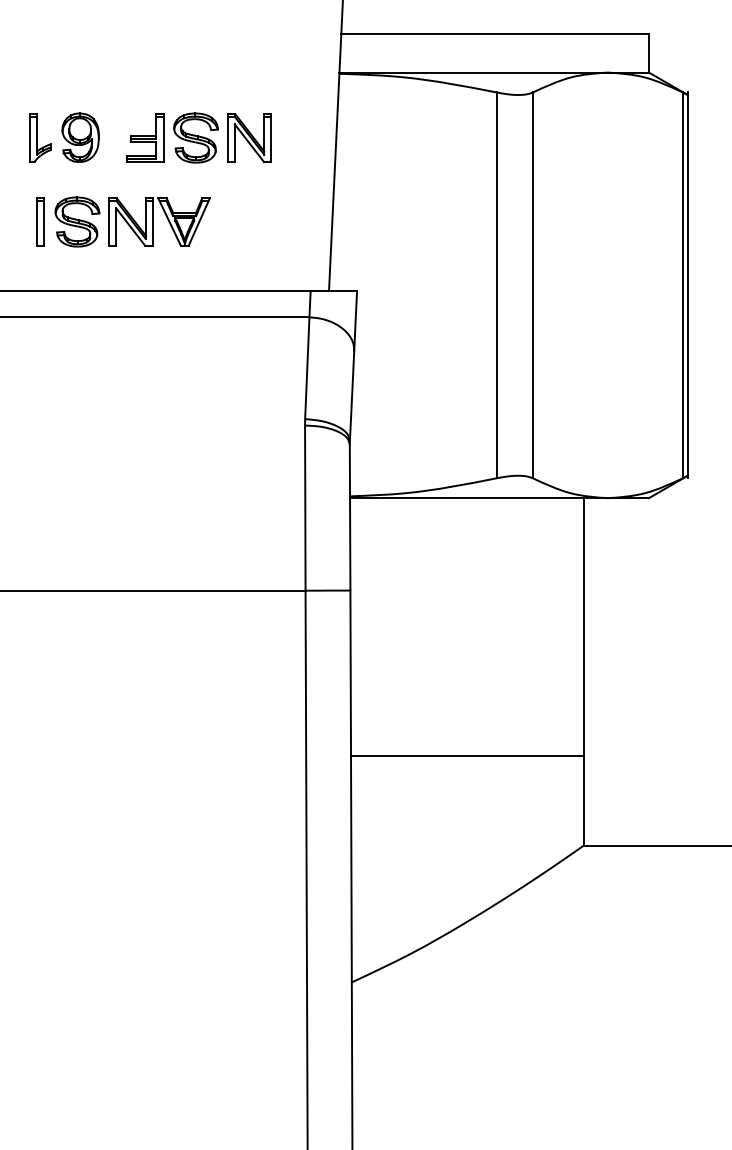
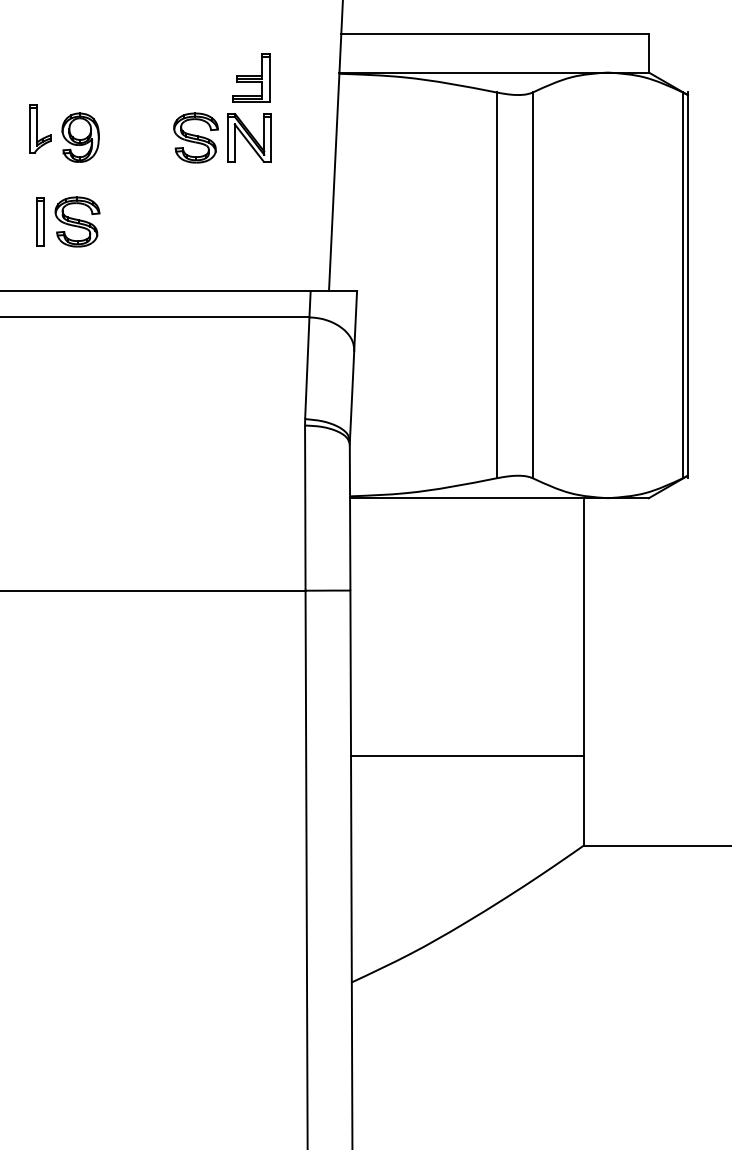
part position: (40, 137) -> (40, 128) (40, 128)
part position: (145, 137) -> (251, 77) (251, 77)
part: present -> none (159, 221)
